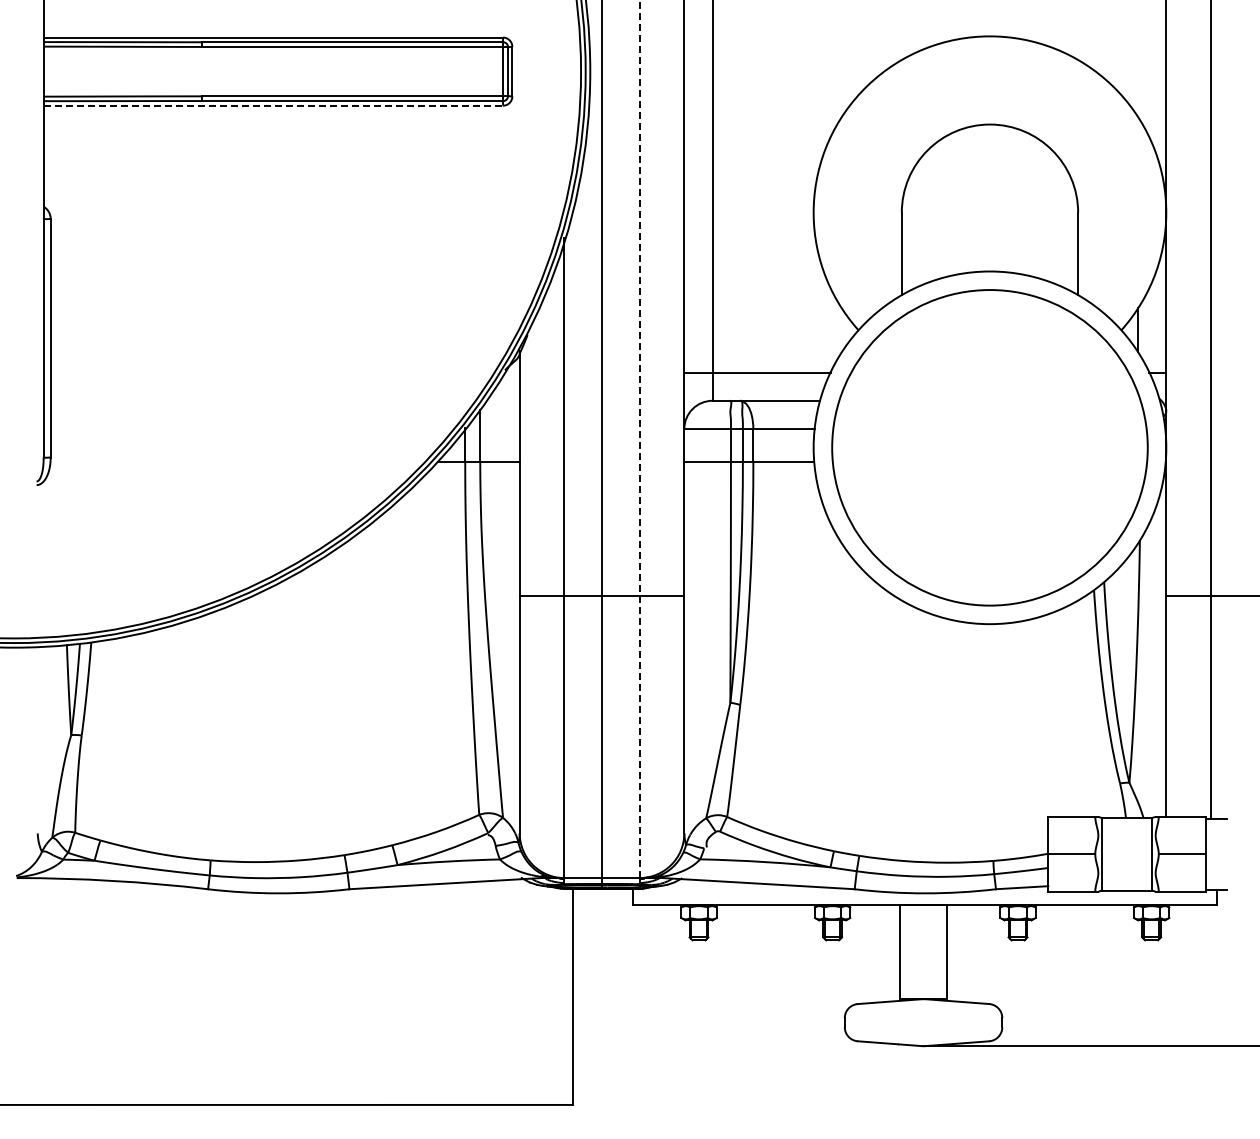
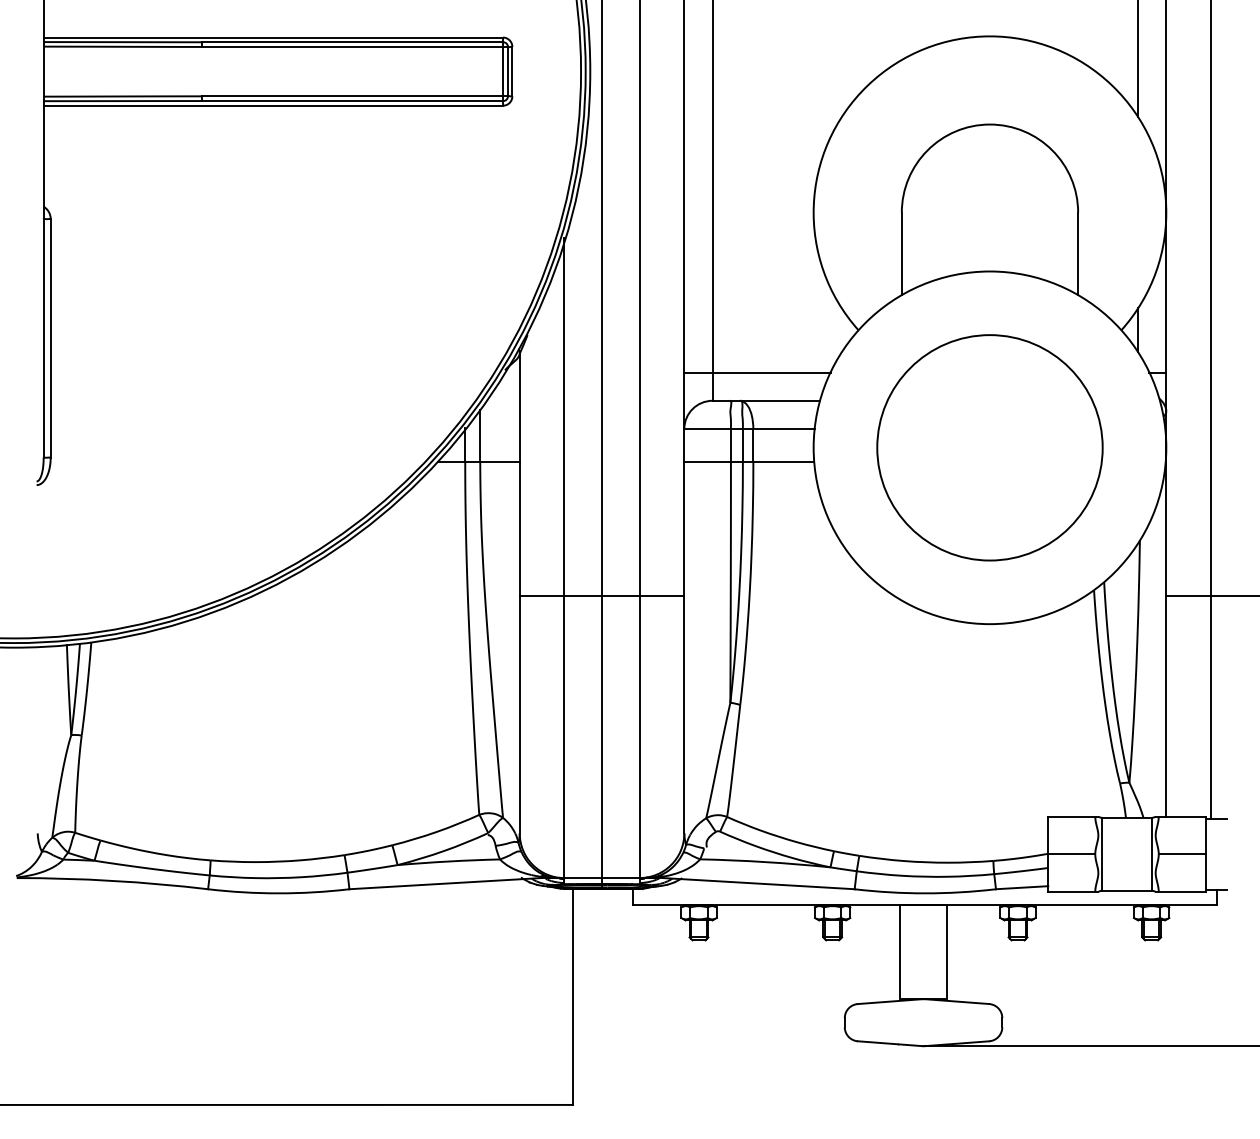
line: none -> present (1138, 59)
line: dashed -> solid (273, 105)
line: dashed -> solid (639, 439)
circle diameter: 316 px -> 225 px (989, 447)
